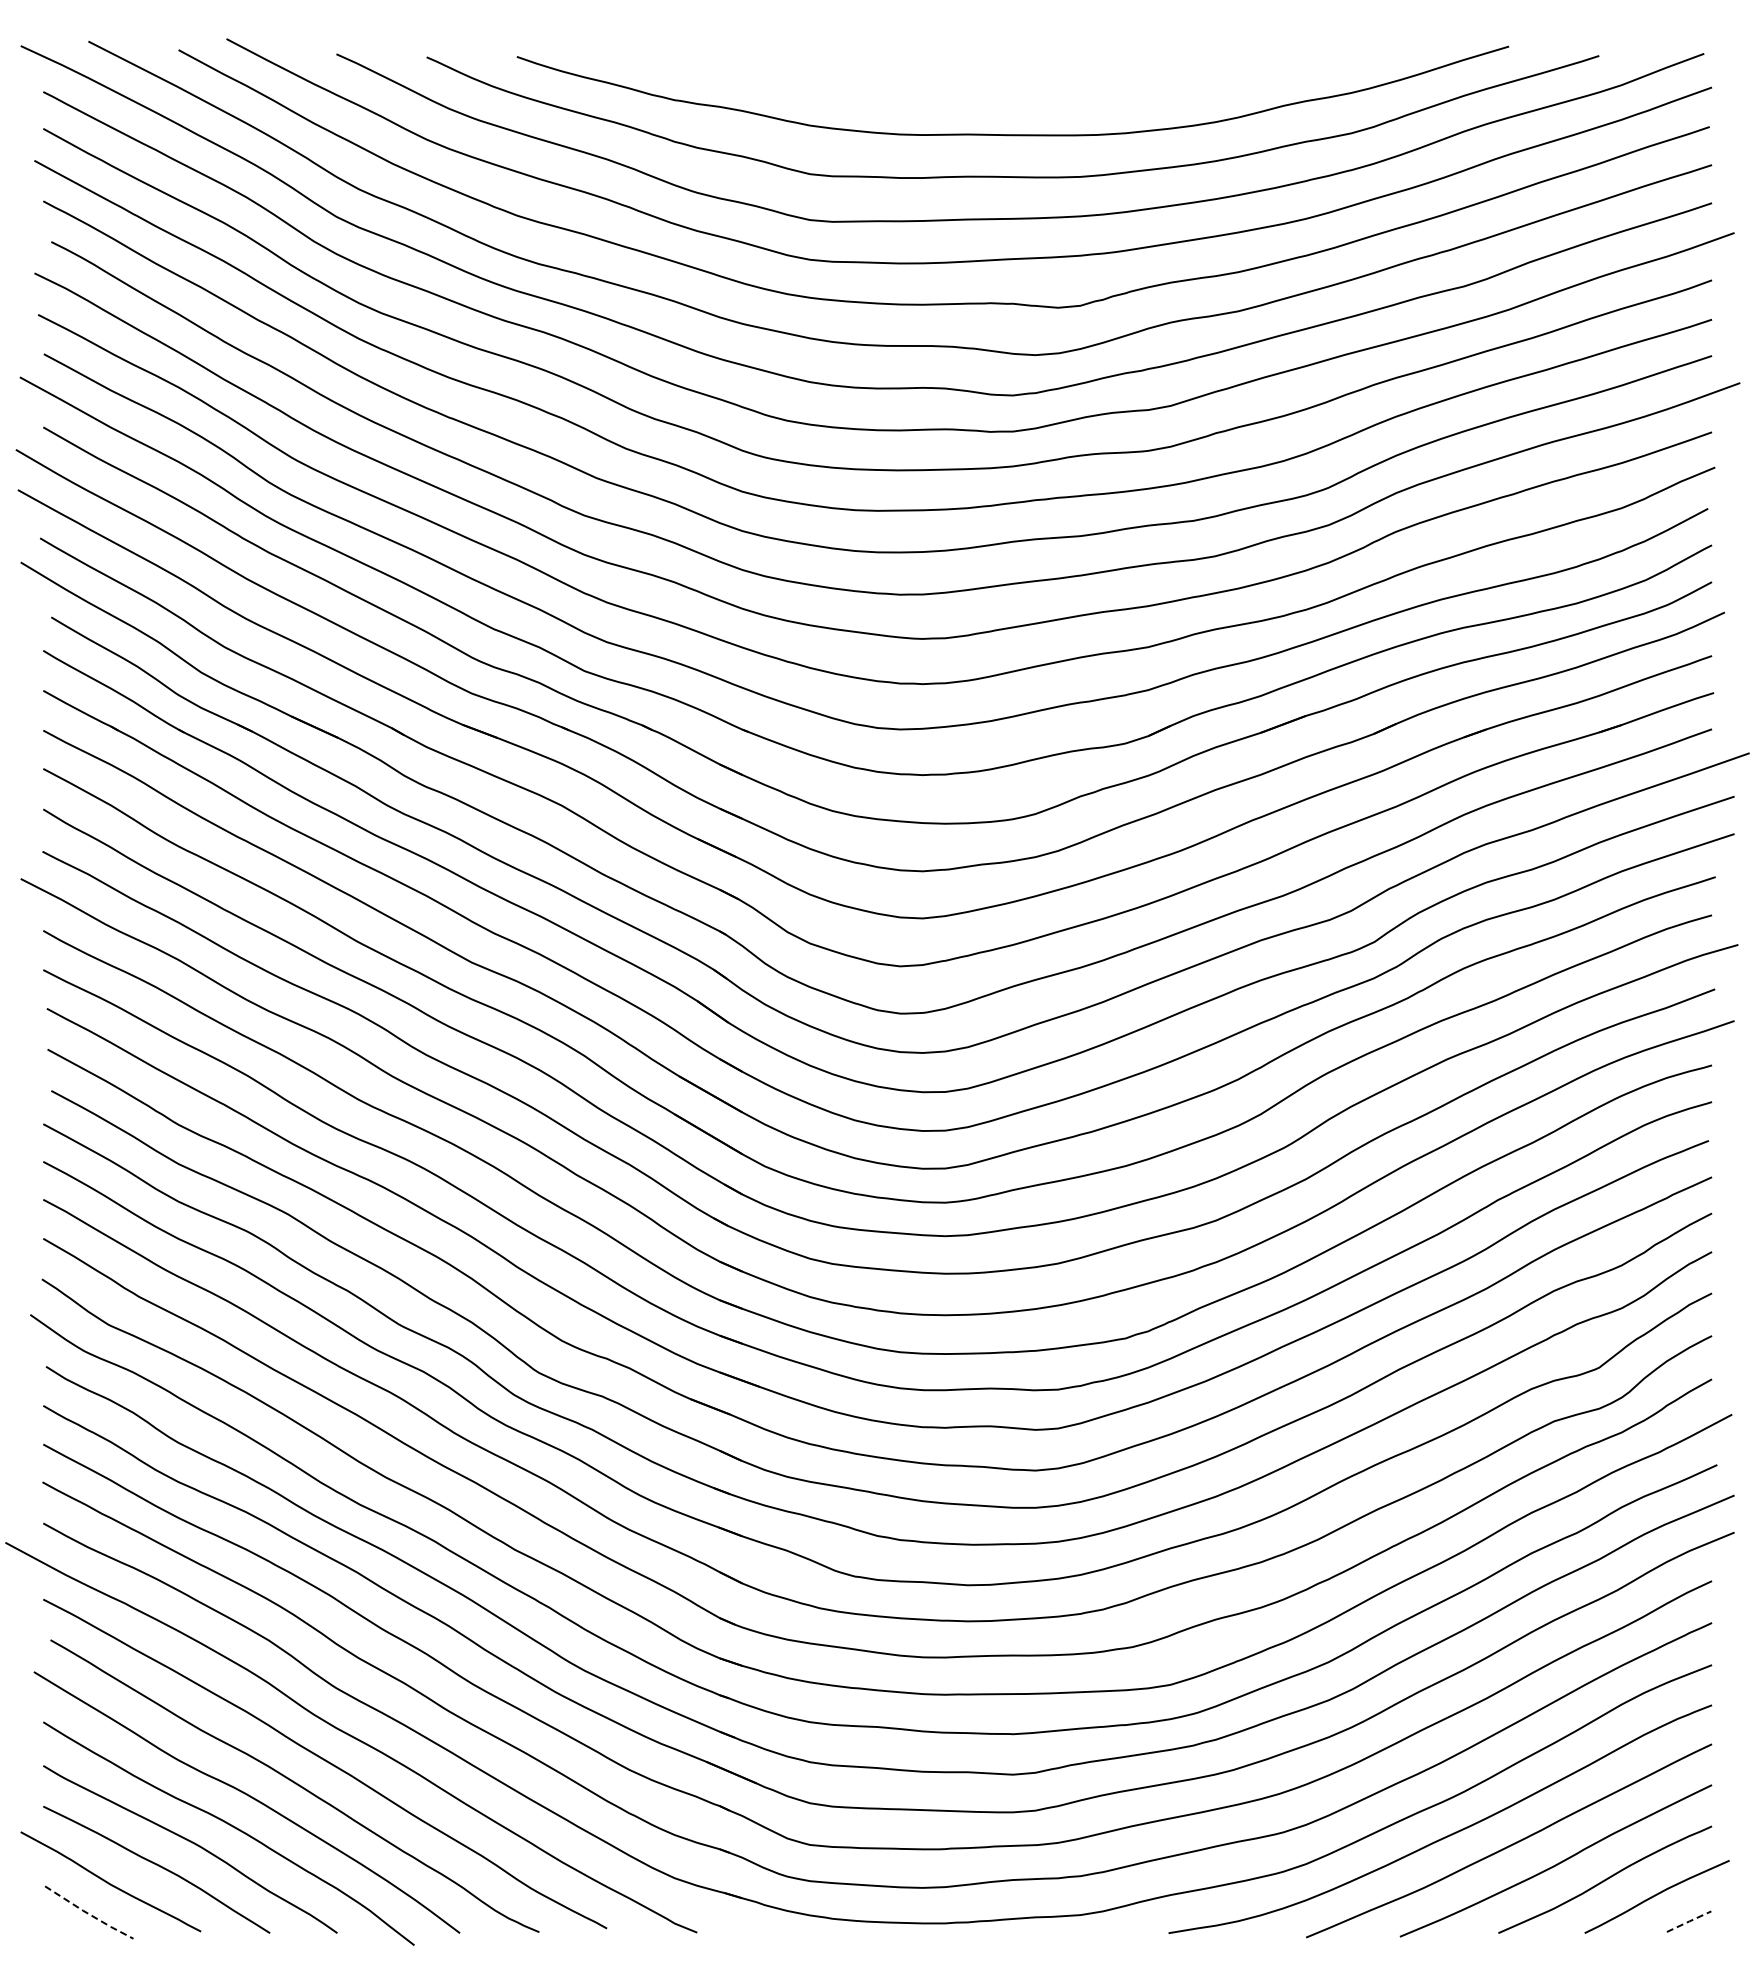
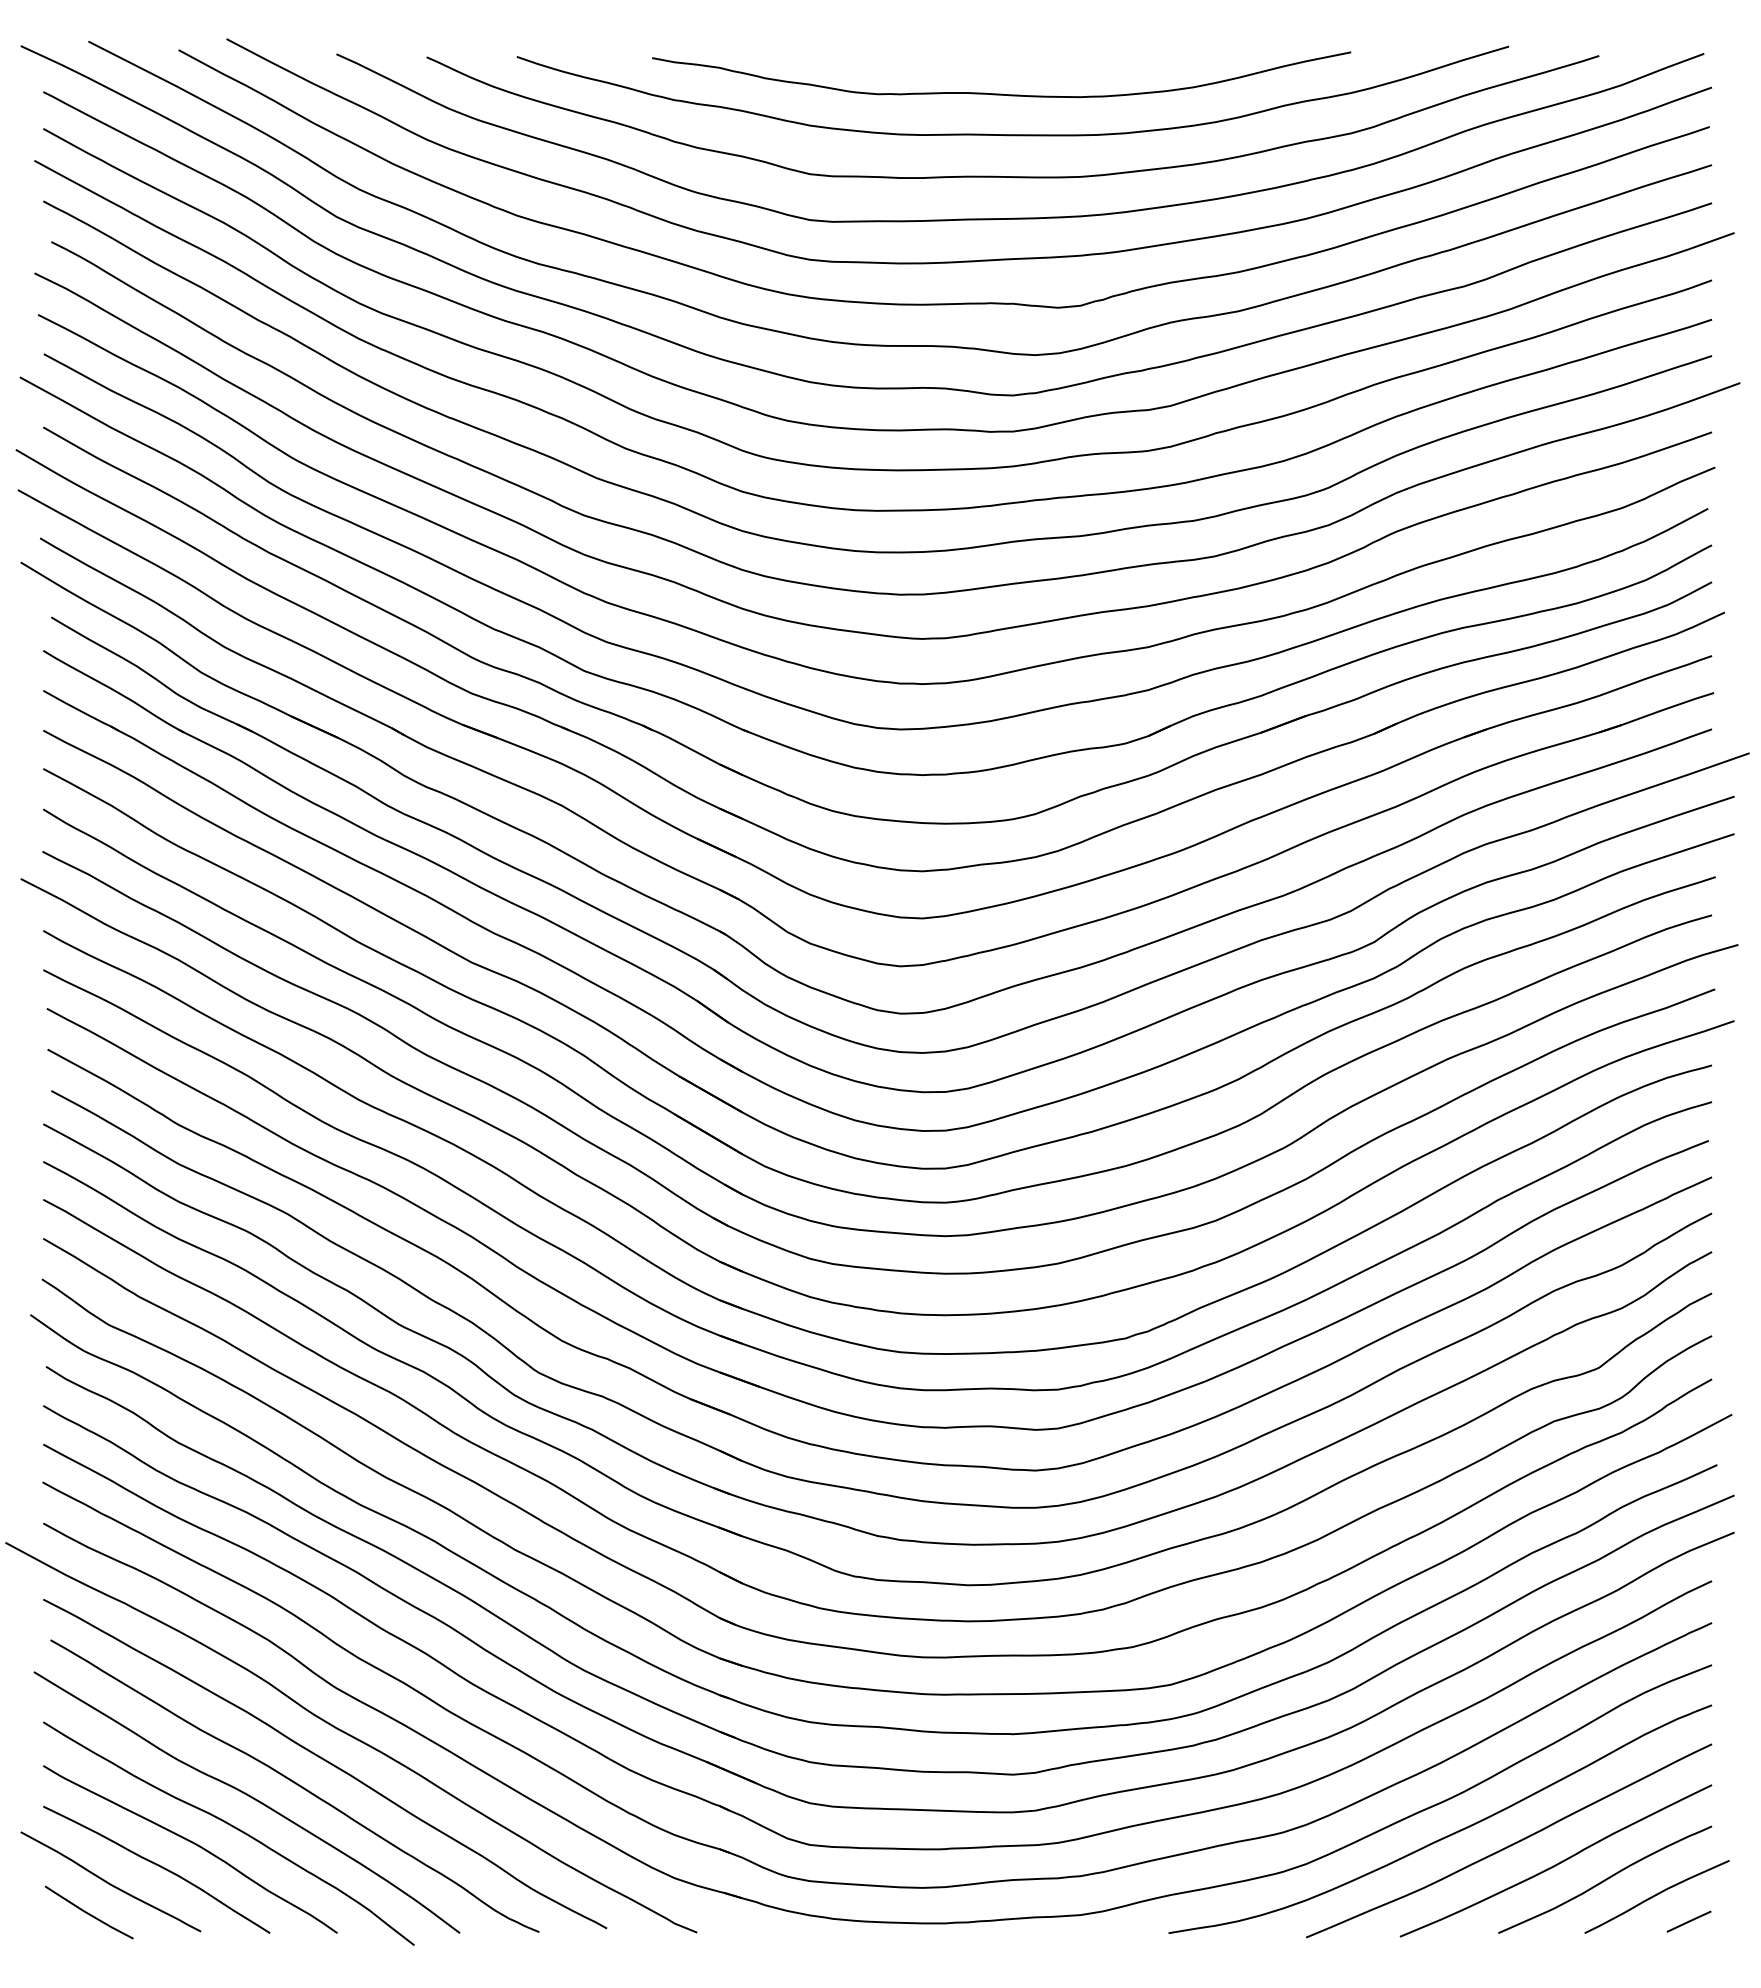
curve: none -> present (1001, 93)
line: dashed -> solid (89, 1914)
line: dashed -> solid (1689, 1921)
